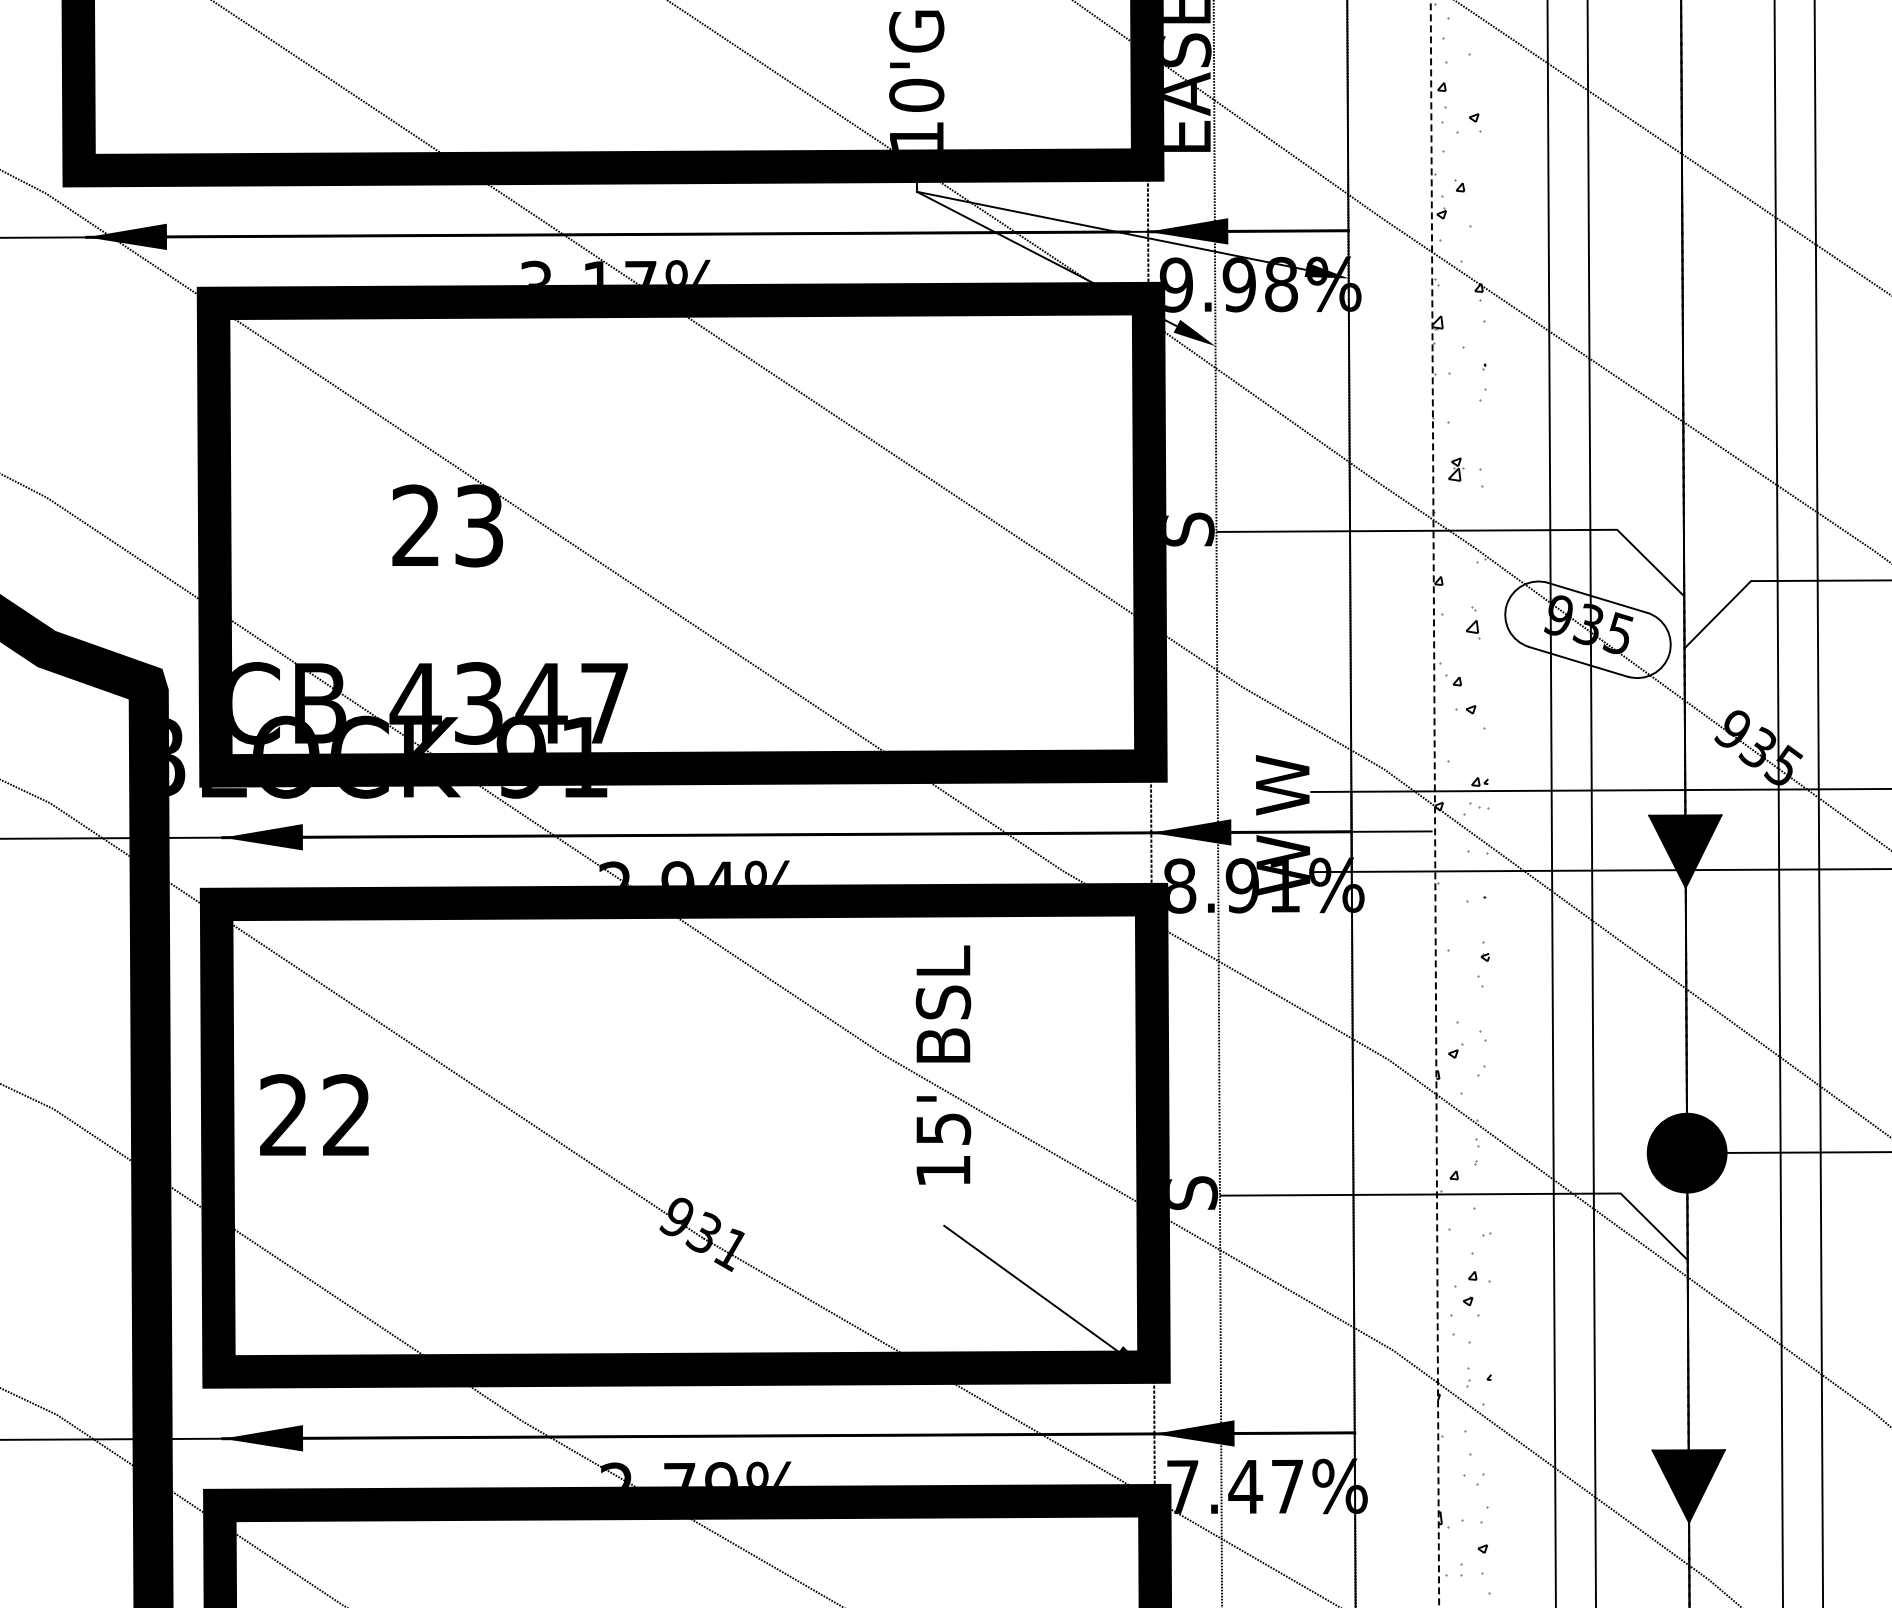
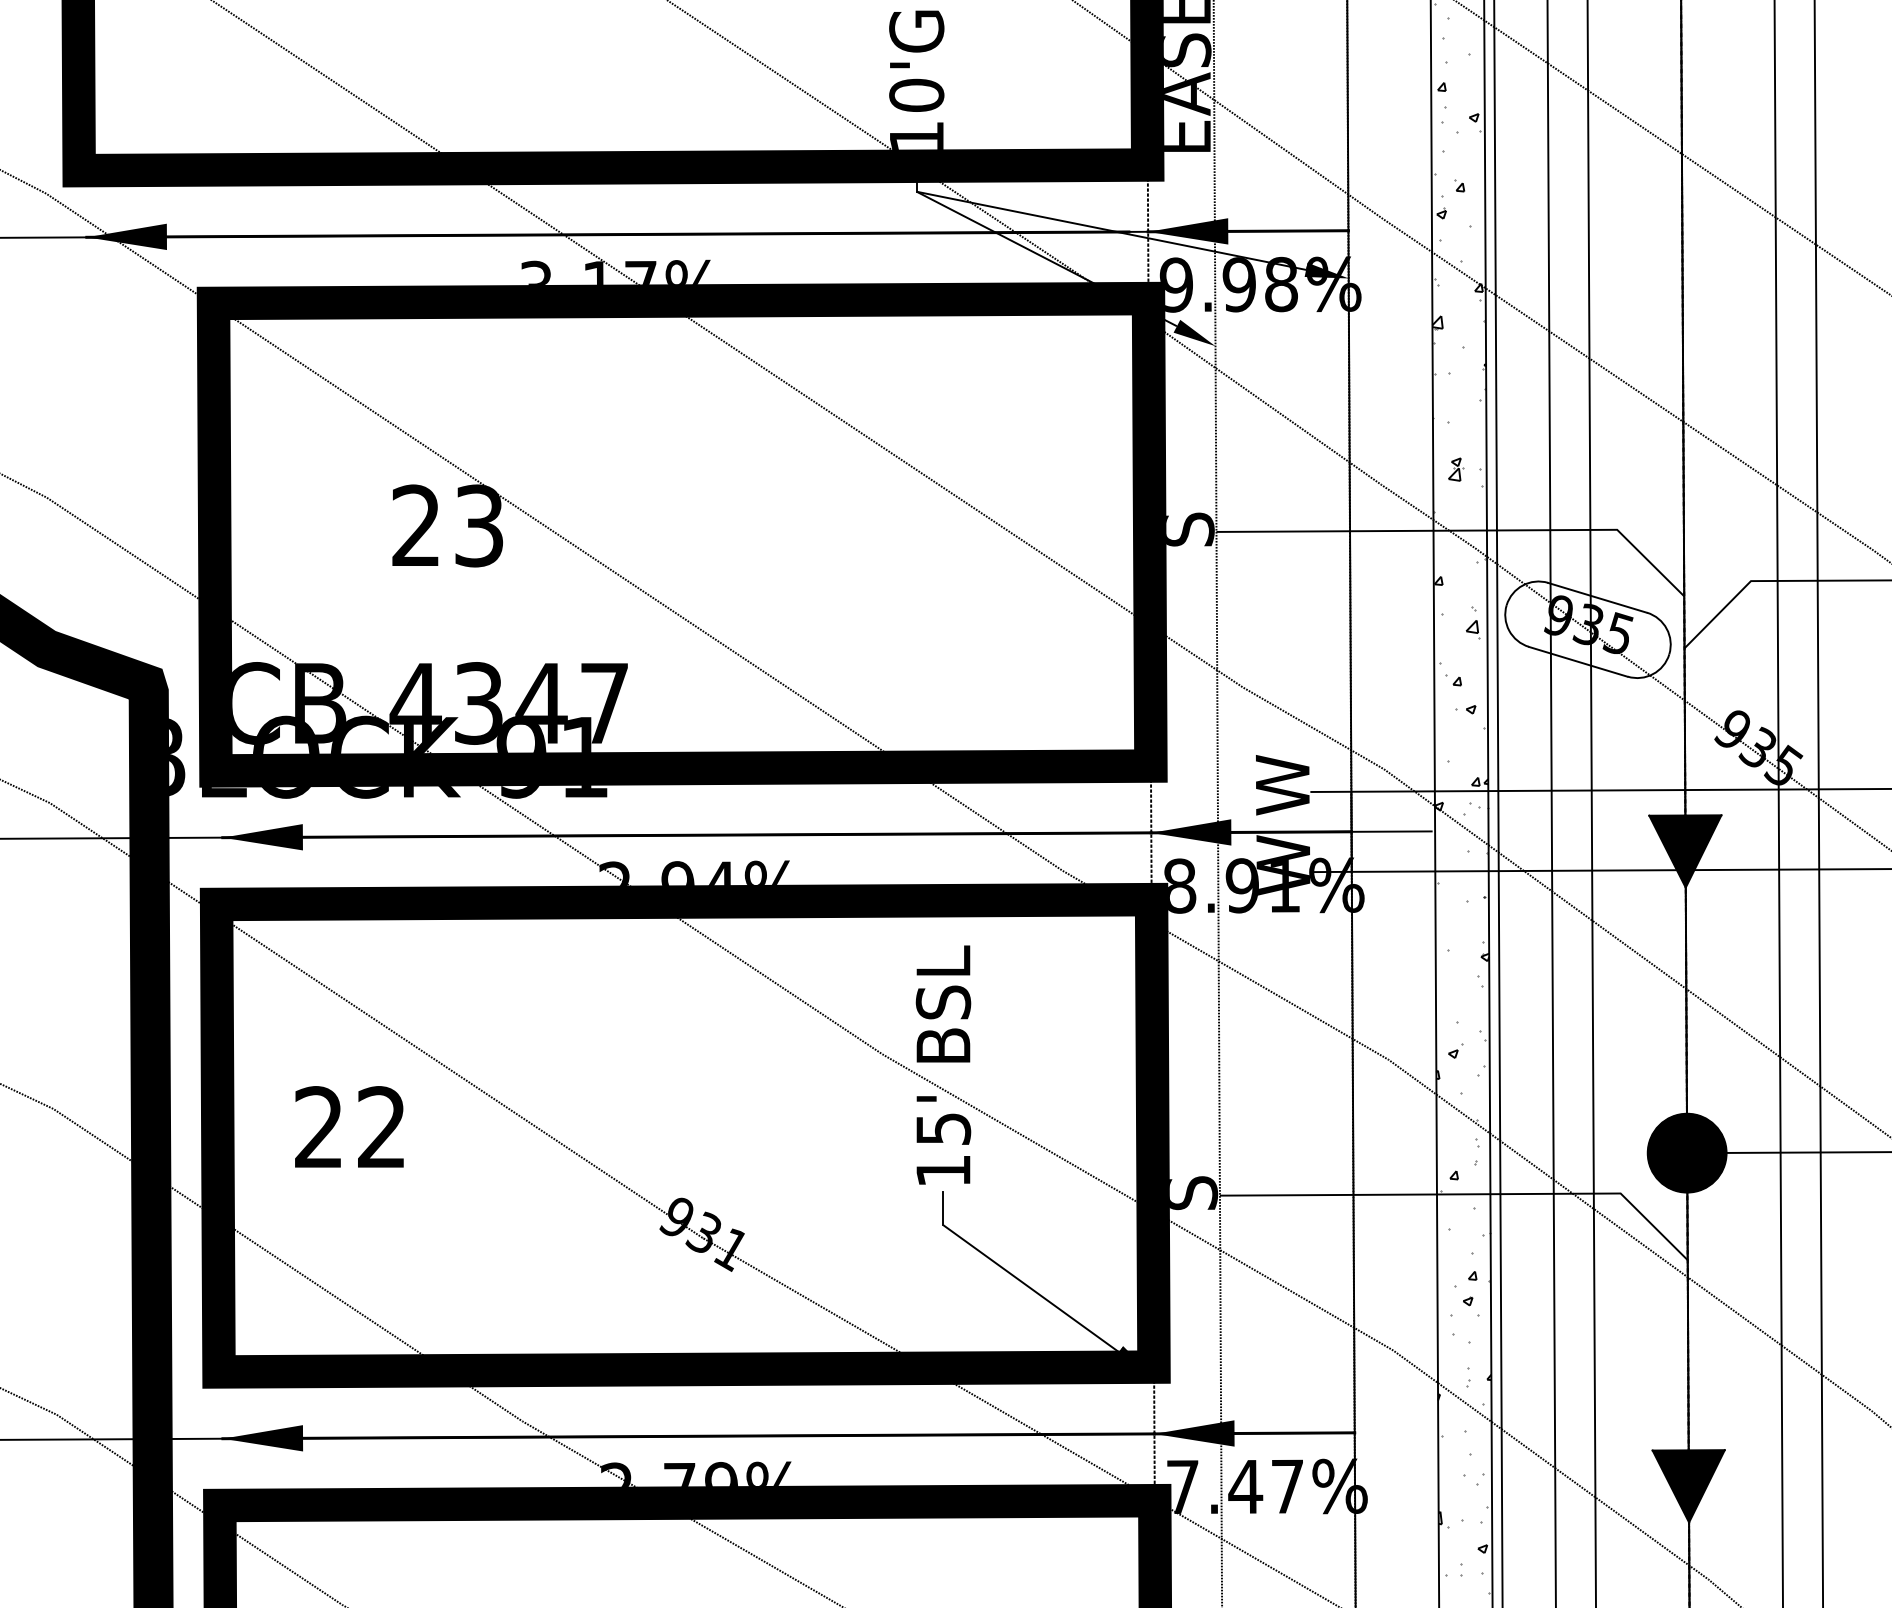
line: none -> present (1488, 803)
line: none -> present (1498, 803)
line: dashed -> solid (1434, 804)
text position: (314, 1114) -> (349, 1126) (349, 1126)
line: none -> present (943, 1208)
